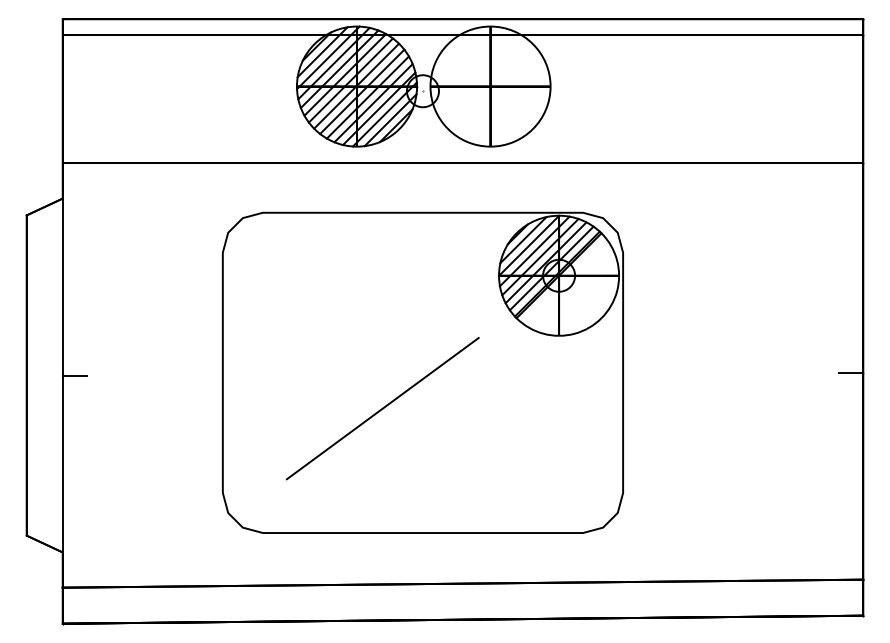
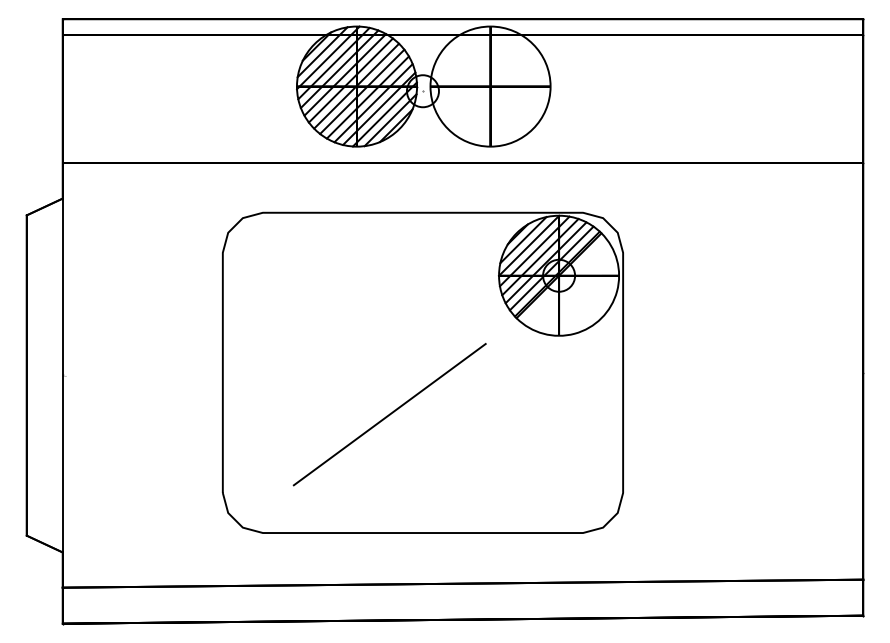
line: present -> none (851, 372)
line: present -> none (74, 375)
line position: (382, 408) -> (389, 414) (389, 414)
